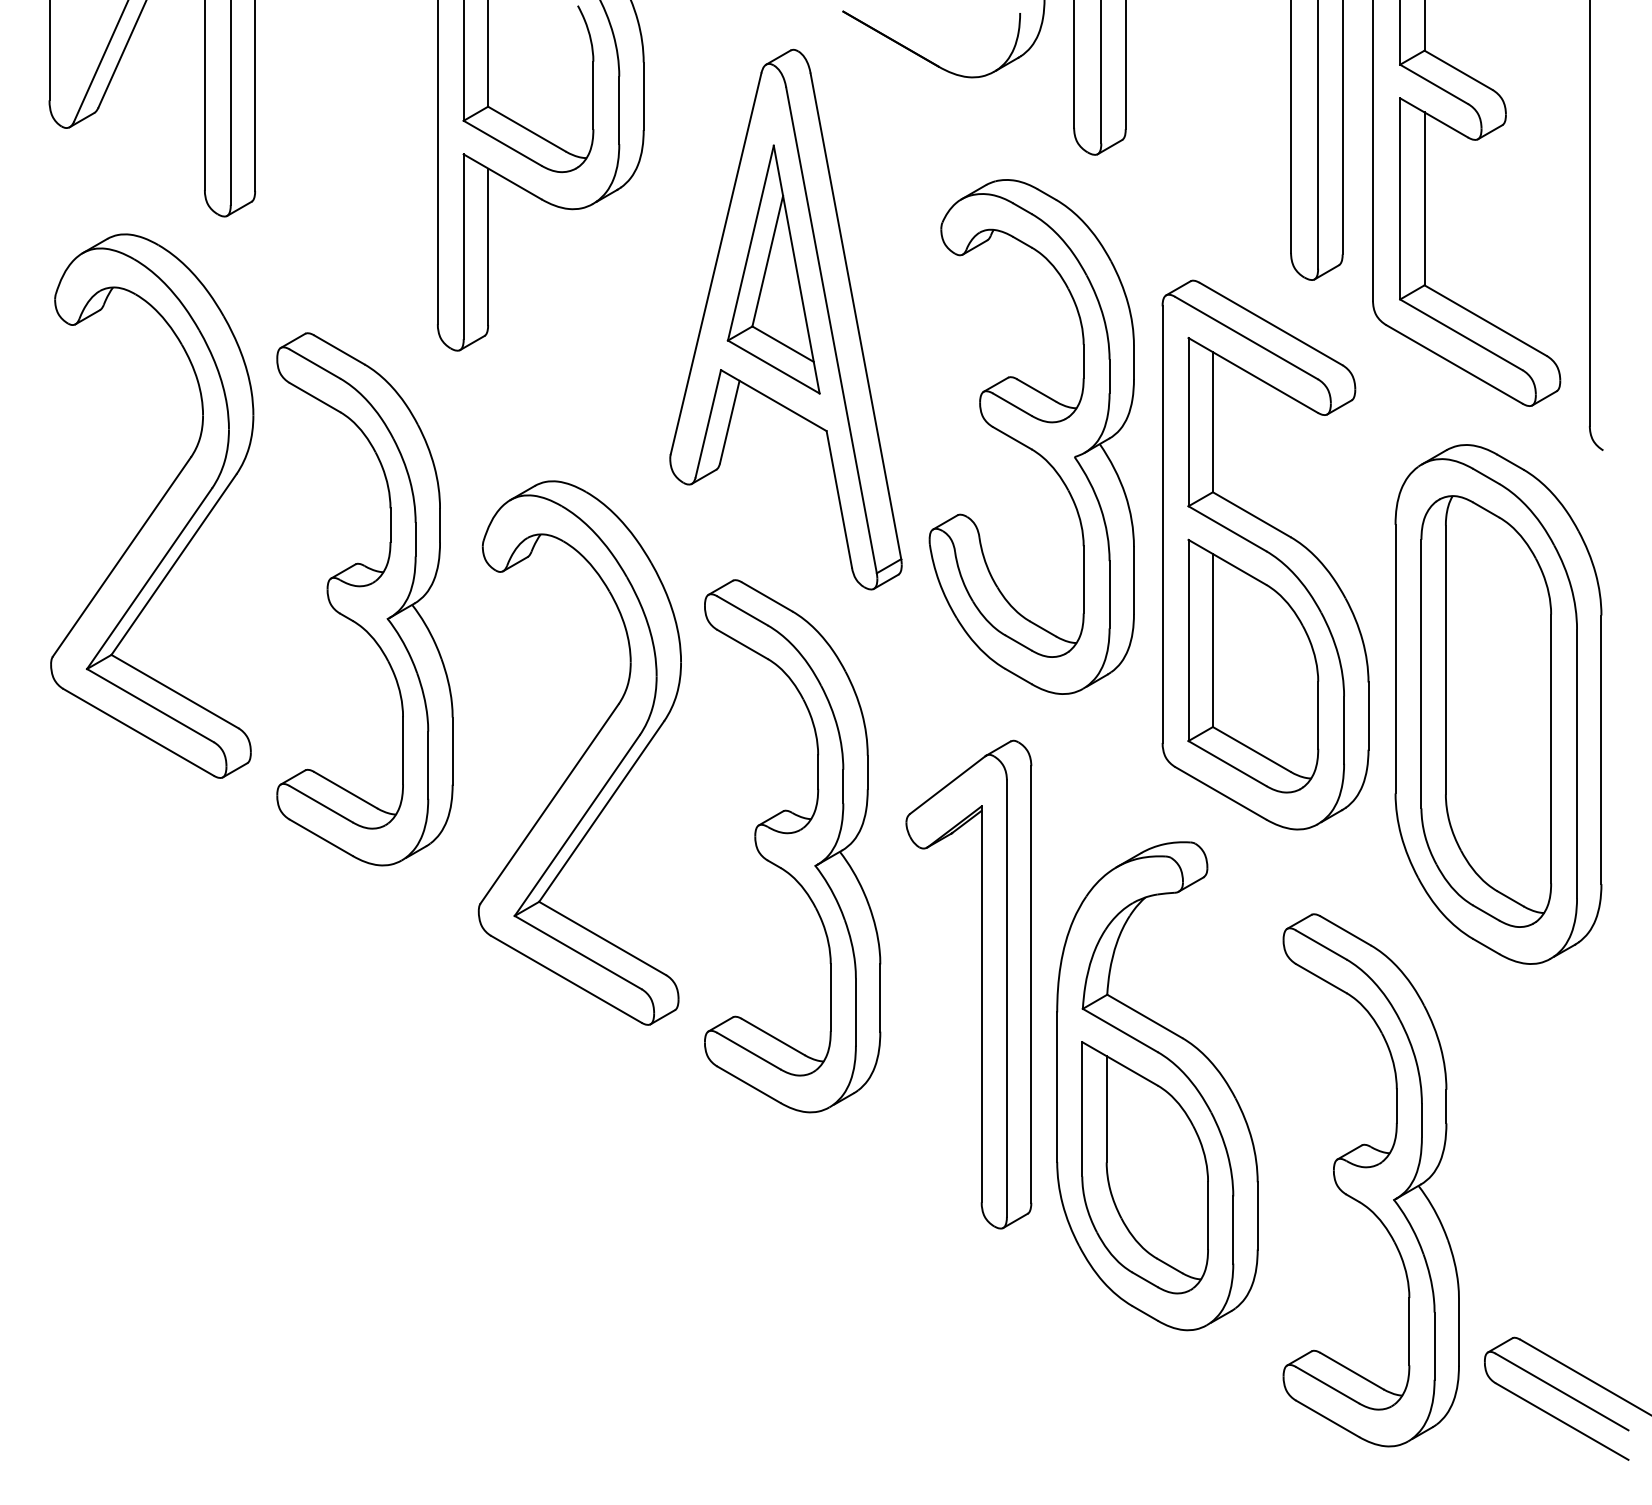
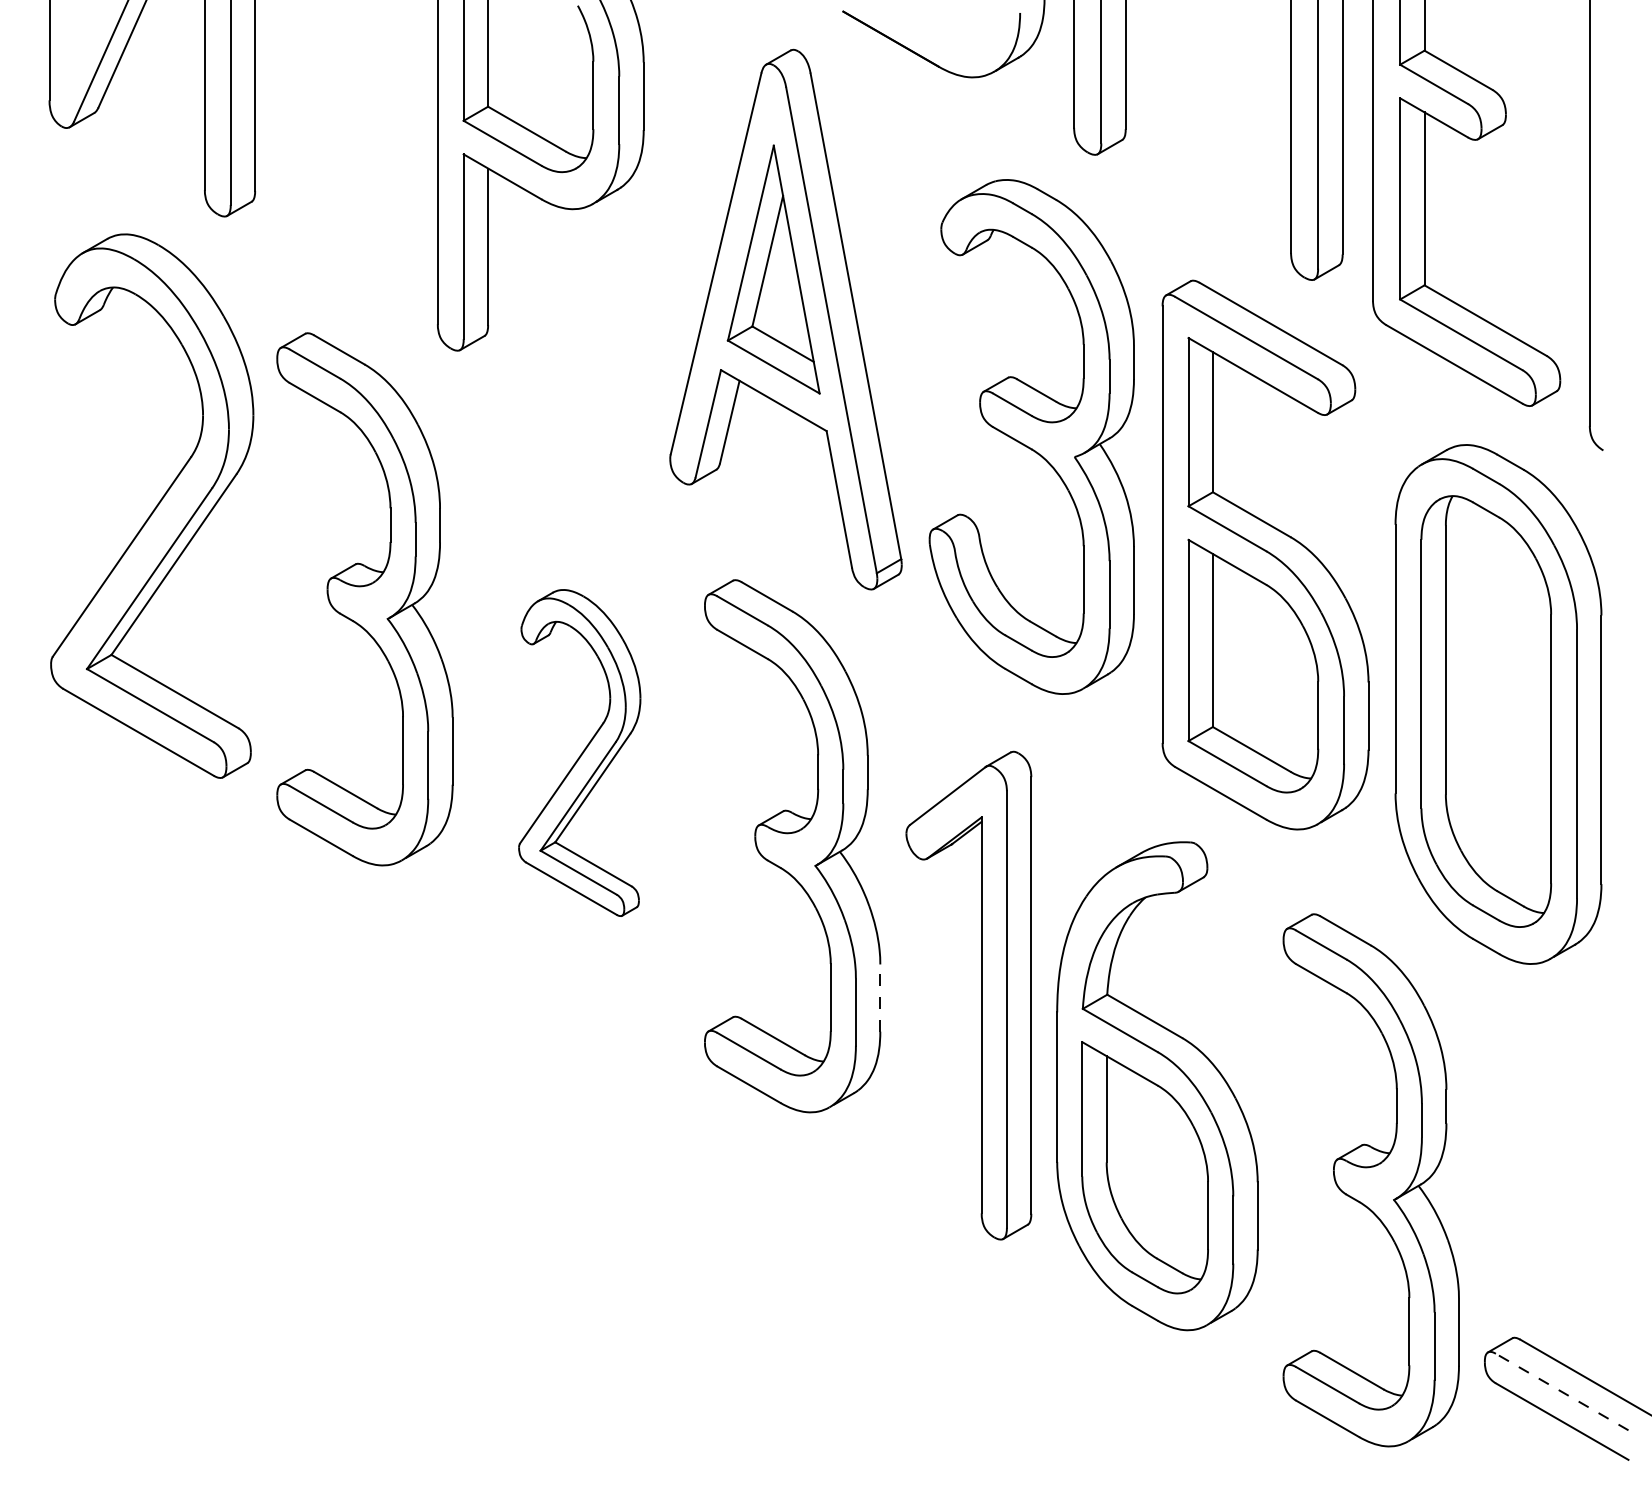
part size: 205x546 px -> 124x328 px (579, 752)
part position: (981, 984) -> (981, 995) (981, 995)
line: solid -> dashed (880, 998)
line: solid -> dashed (1562, 1392)
